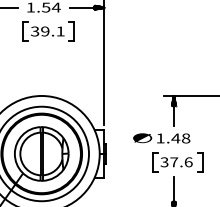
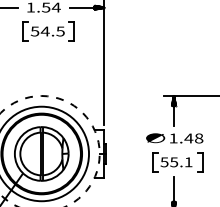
text: 39.1 -> 54.5 (47, 31)
text position: (161, 138) -> (174, 138) (174, 138)
circle: solid -> dashed (49, 150)
text: 37.6 -> 55.1 (176, 162)
